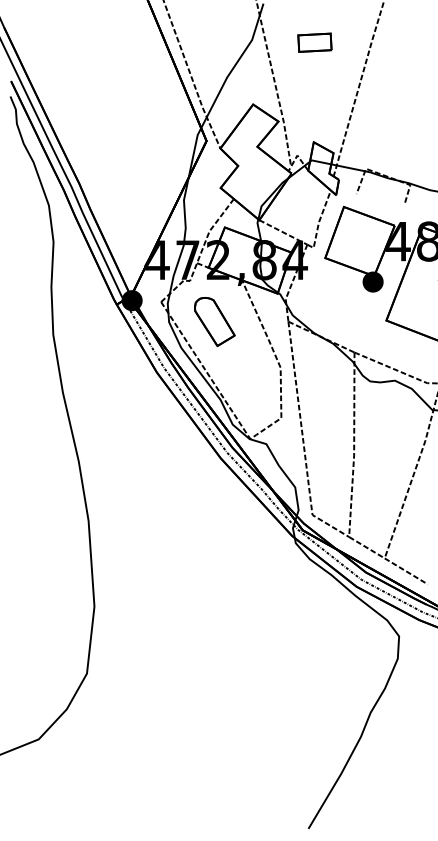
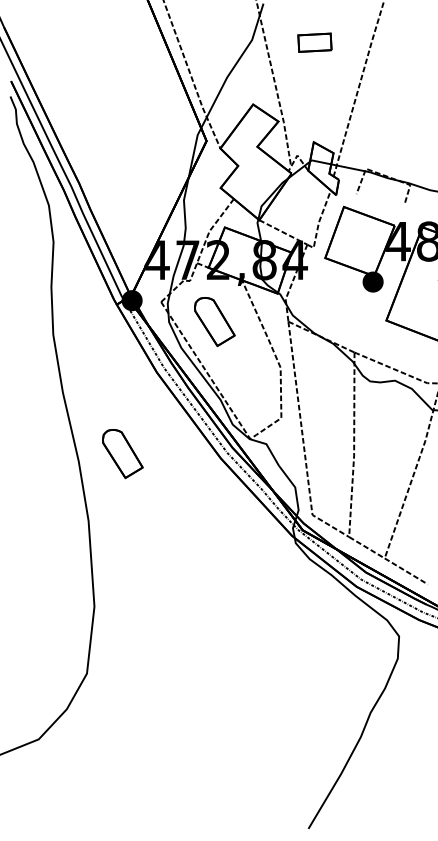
part: none -> present (122, 454)
